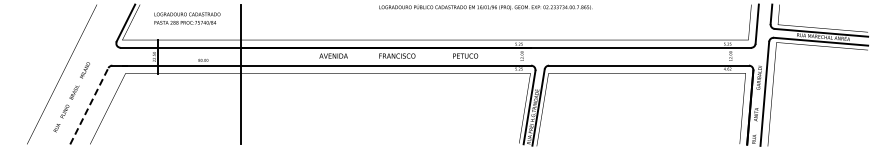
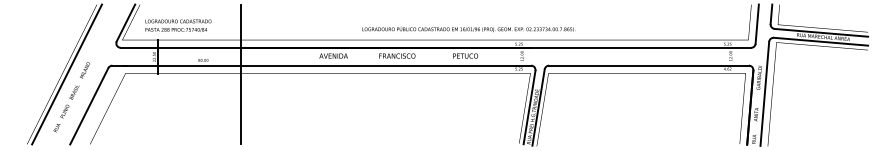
text position: (485, 6) -> (468, 28) (468, 28)
text position: (187, 18) -> (178, 25) (178, 25)
line: none -> present (67, 74)
line: dashed -> solid (89, 106)
